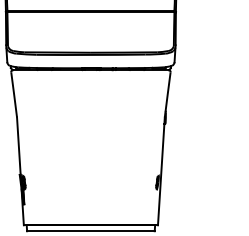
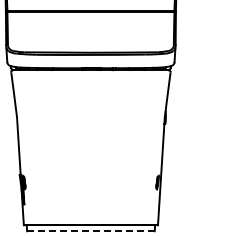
line: solid -> dashed (90, 231)
